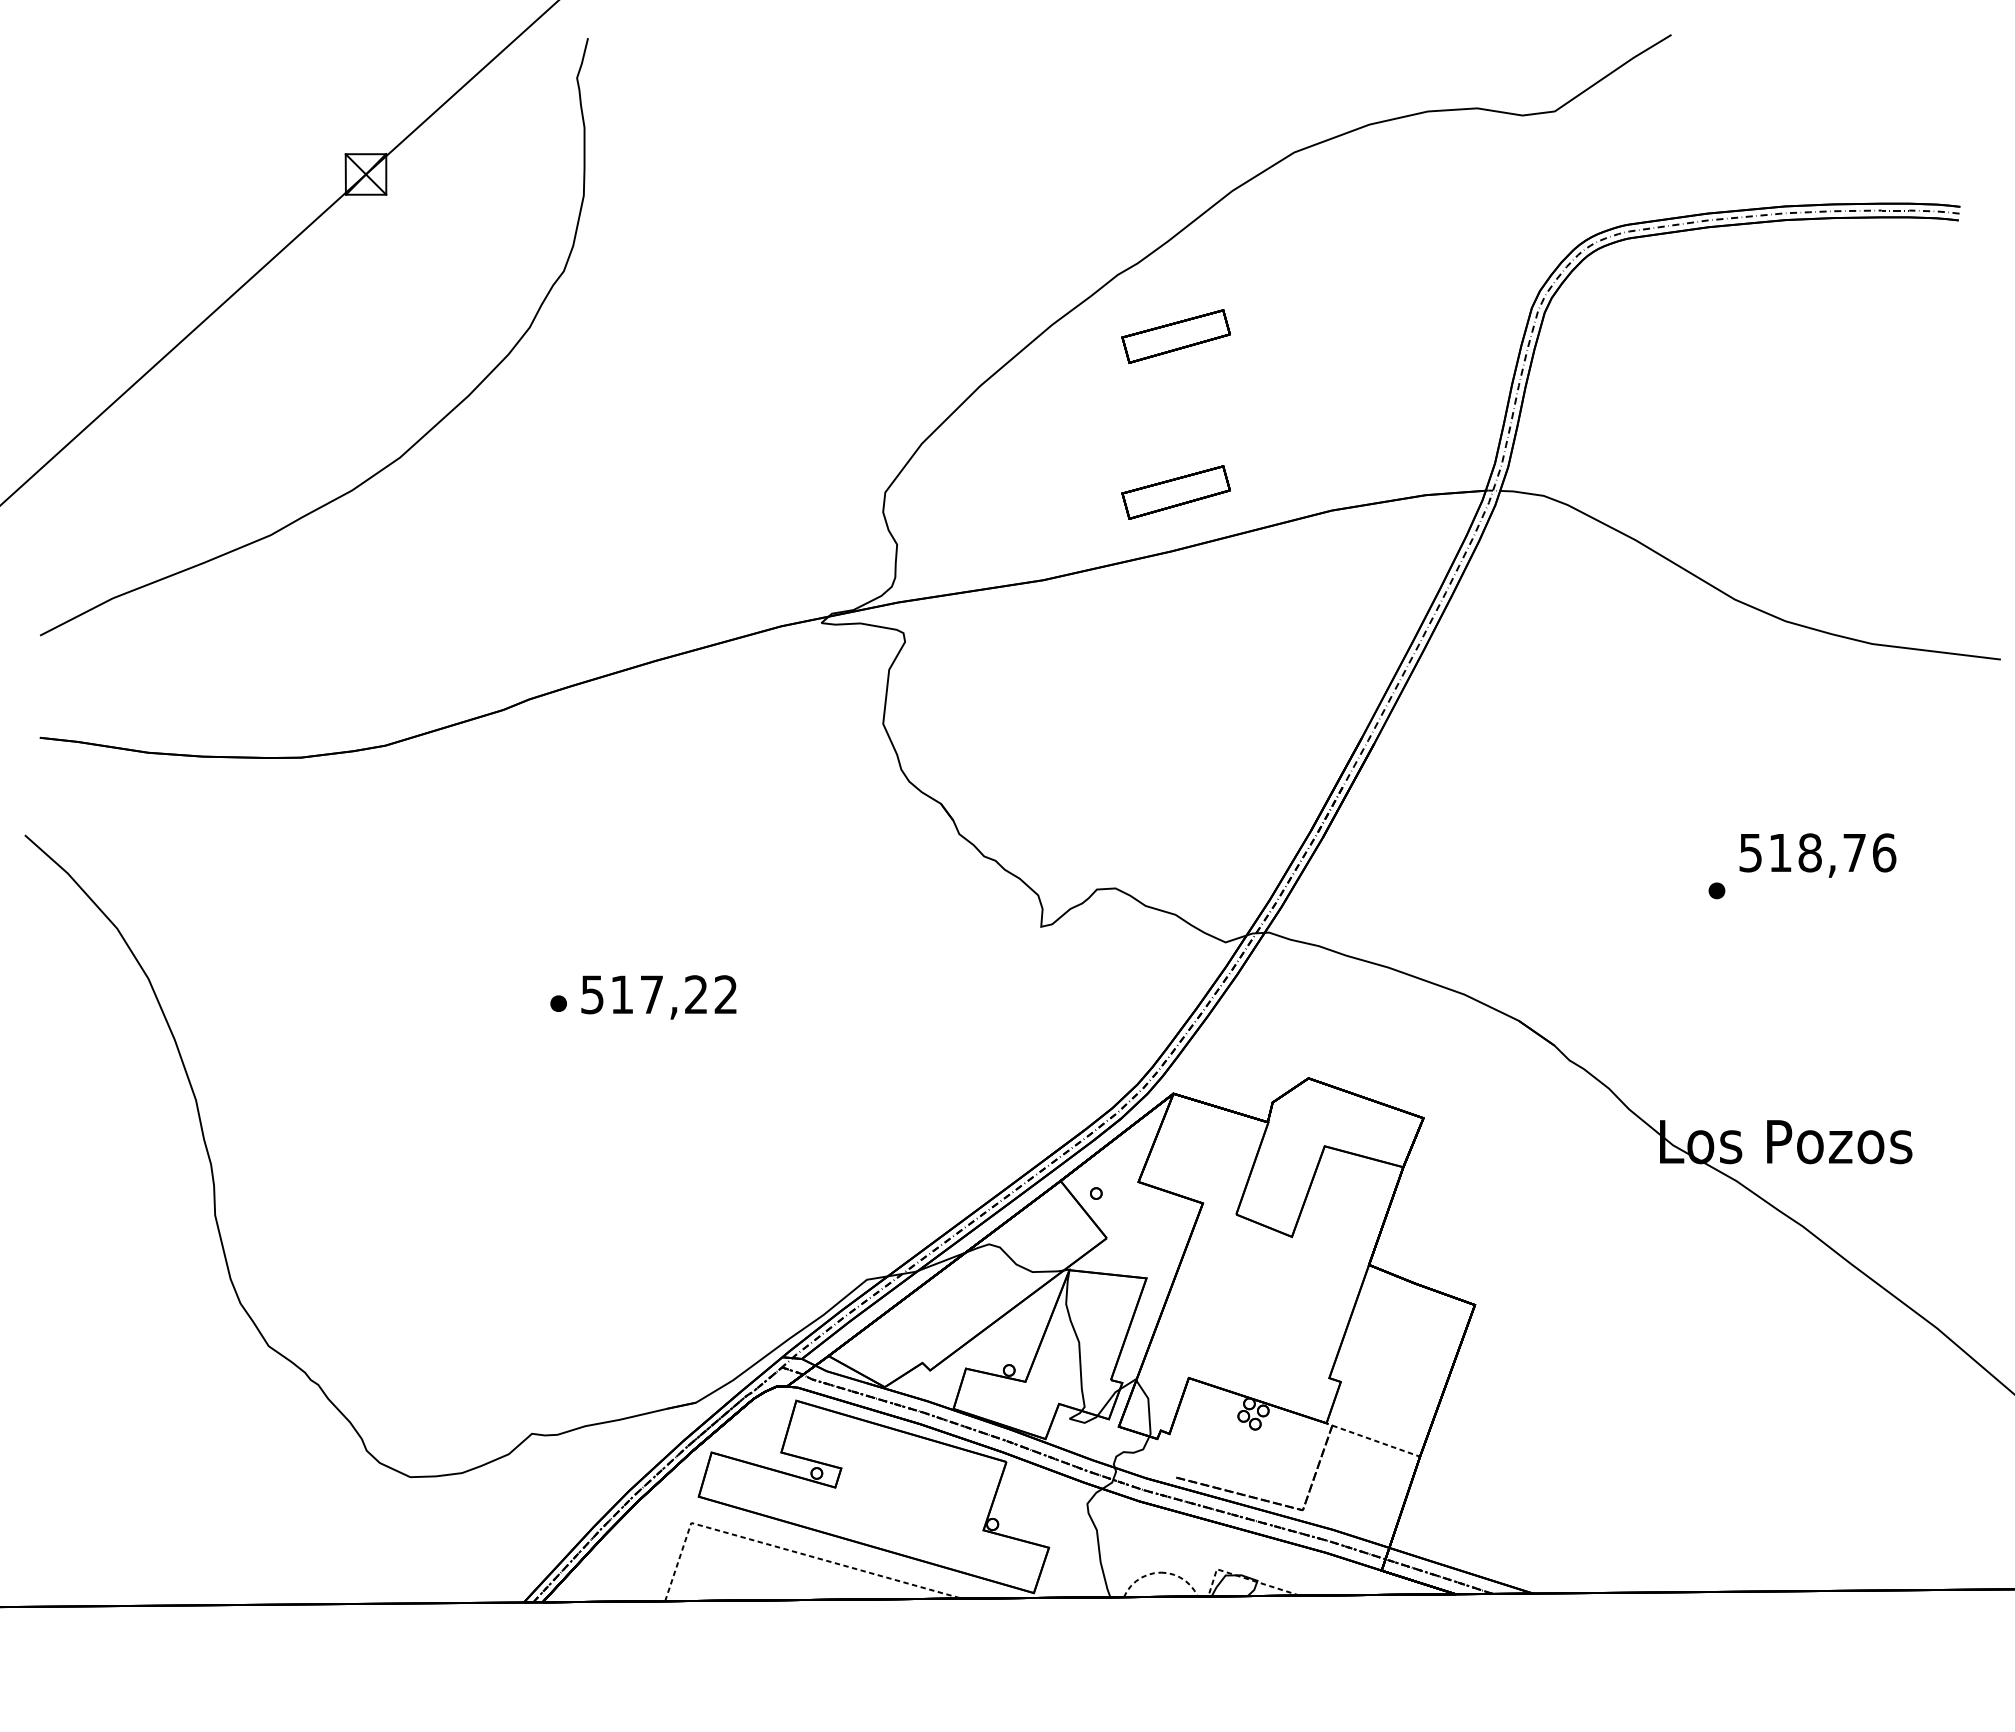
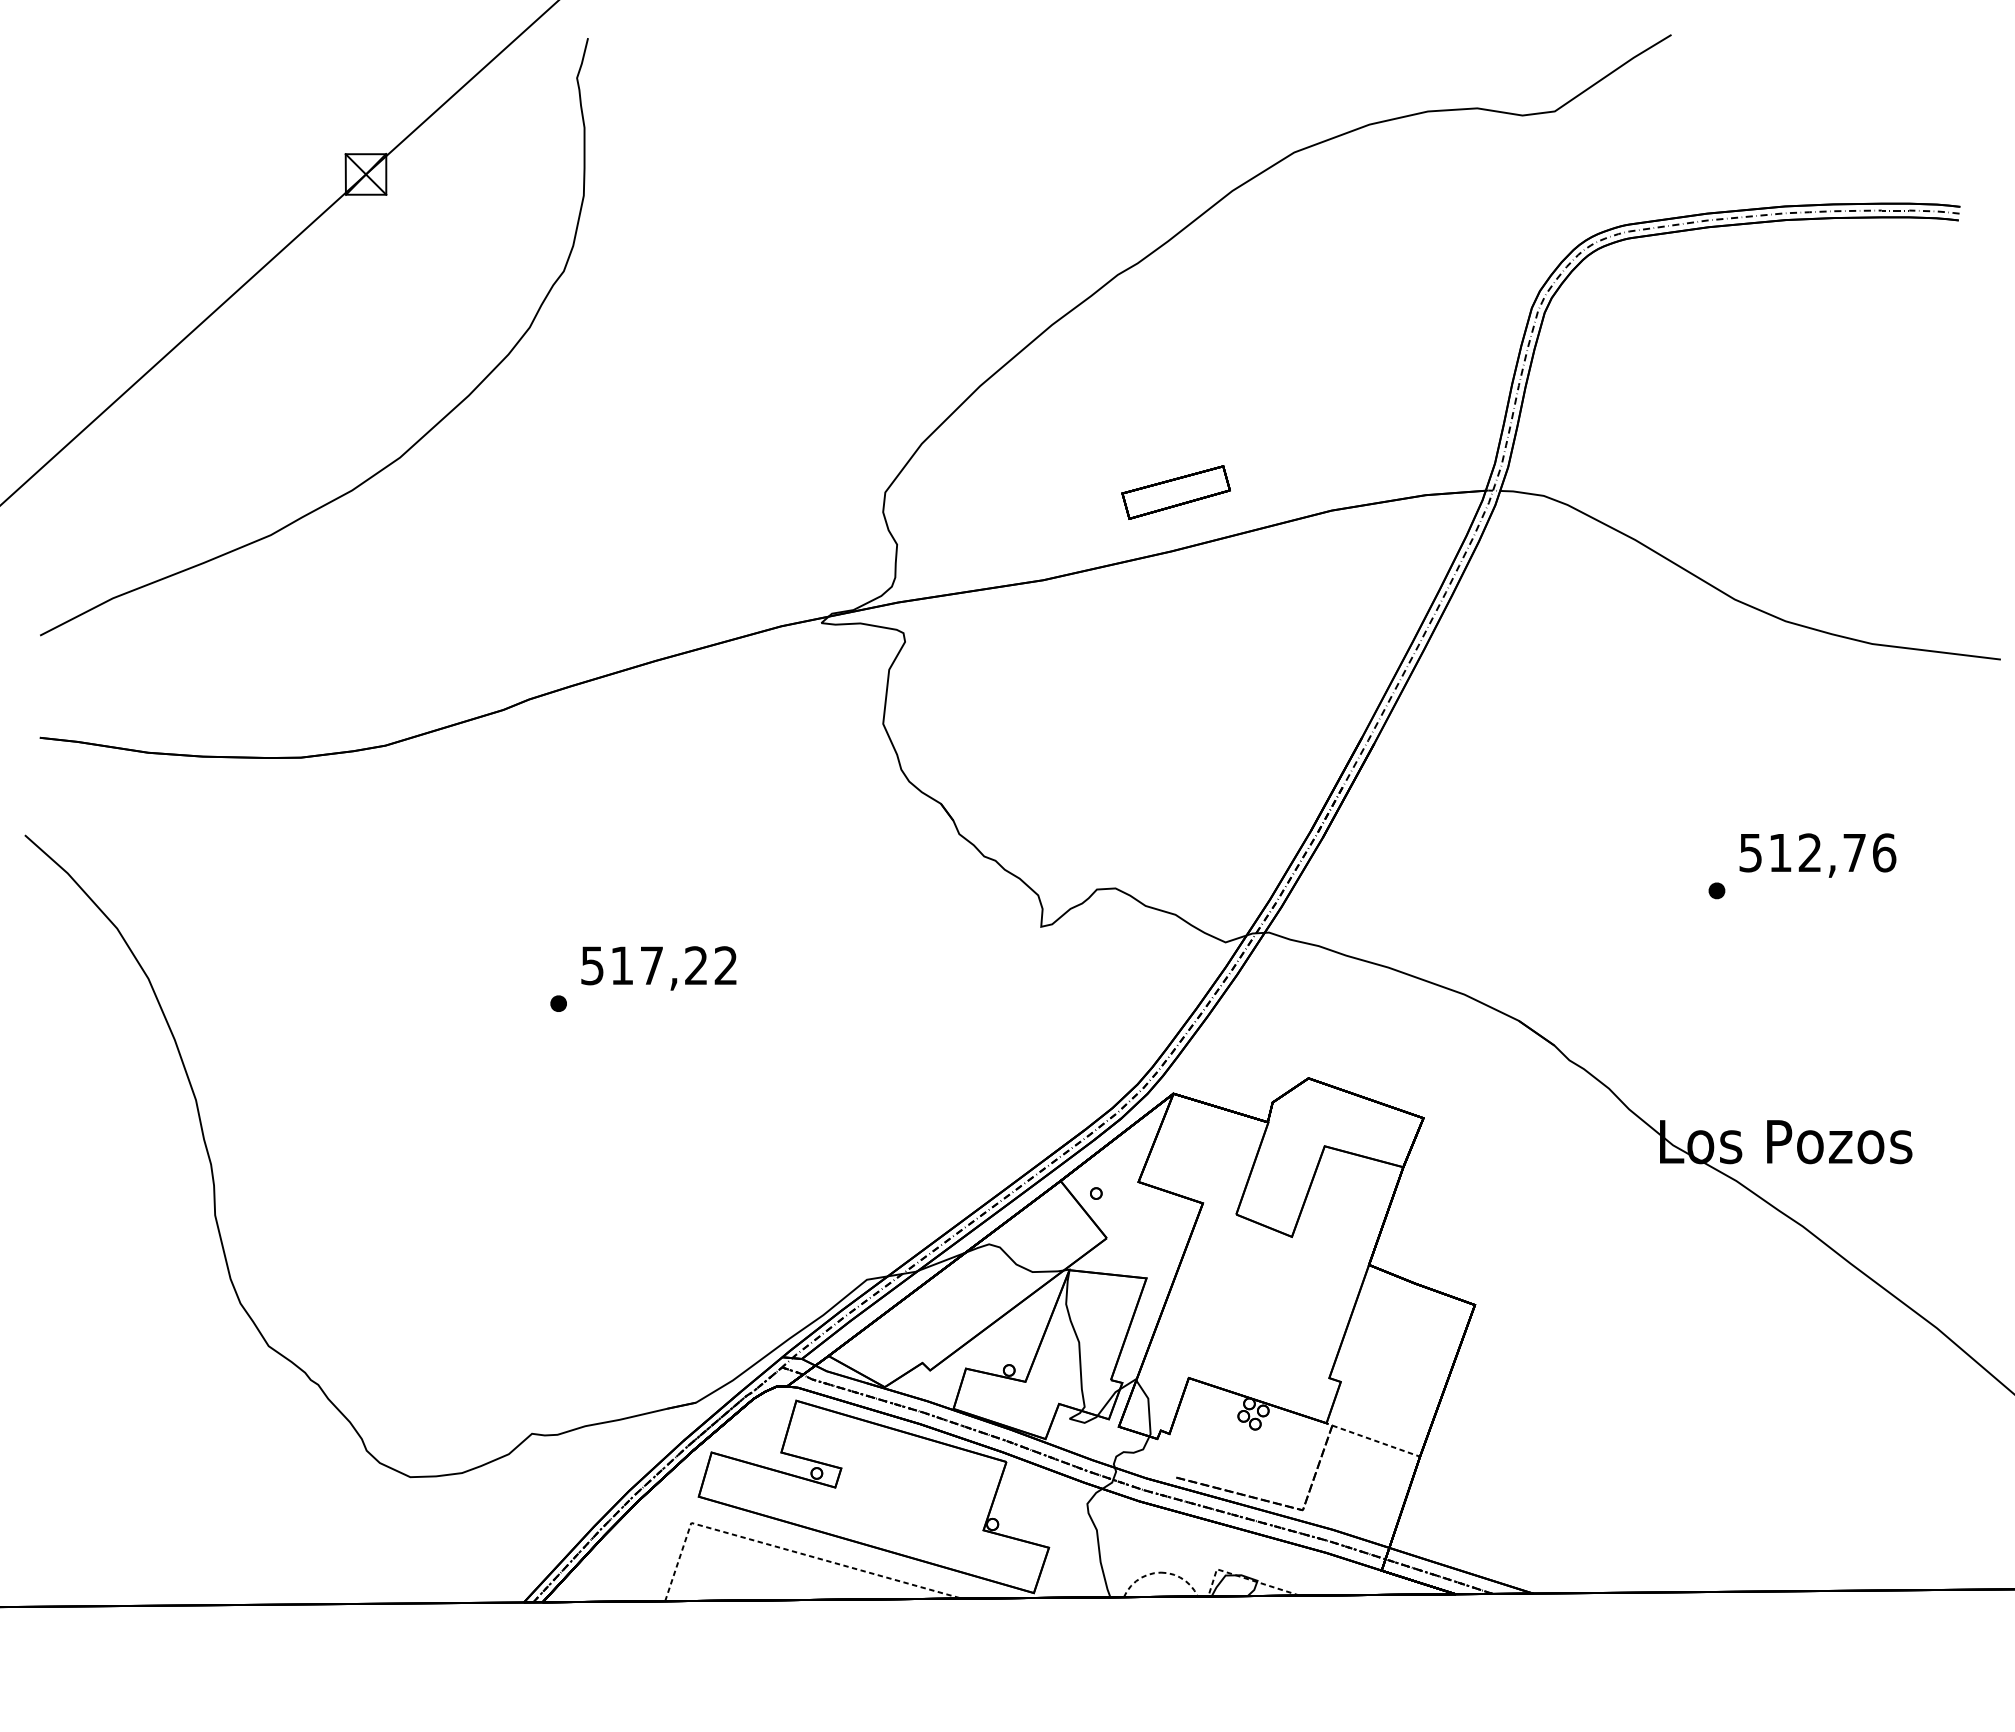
part: present -> none (1175, 336)
text: 518,76 -> 512,76 (1809, 852)
text position: (658, 997) -> (658, 968) (658, 968)
